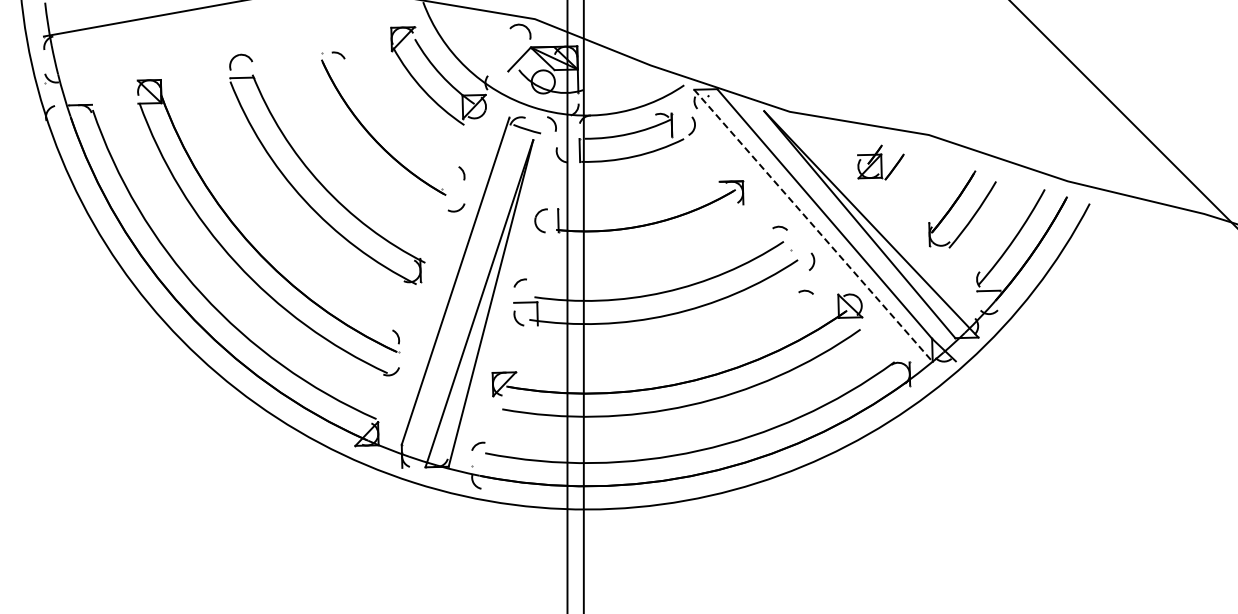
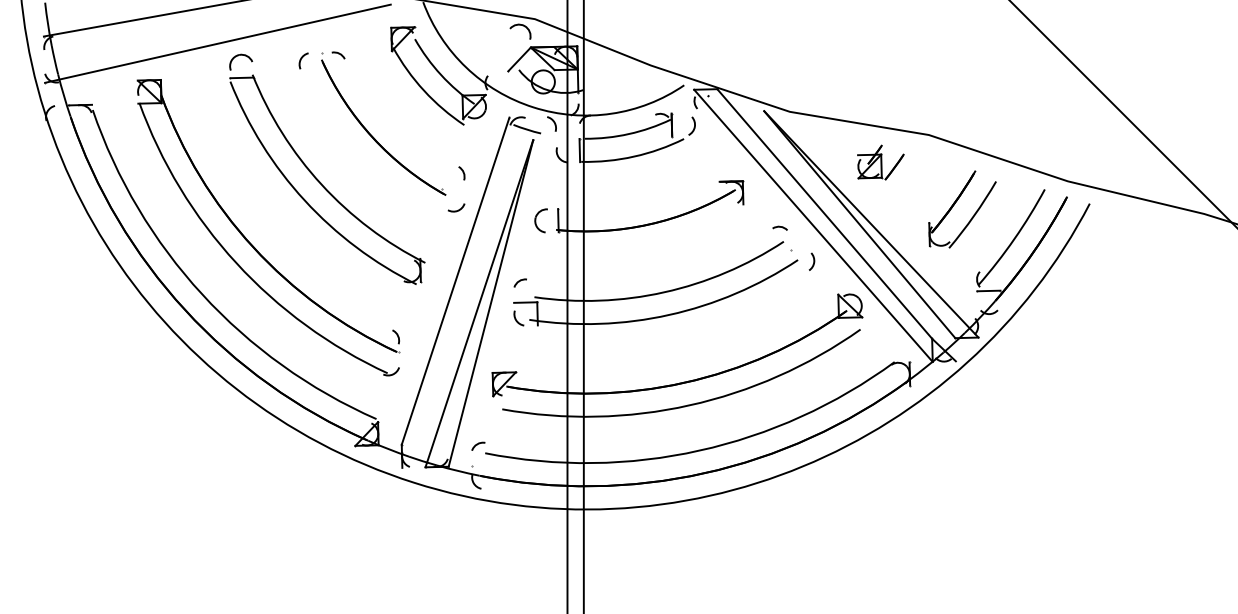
line: none -> present (217, 43)
curve: none -> present (301, 60)
line: dashed -> solid (813, 225)
curve: present -> none (805, 291)
